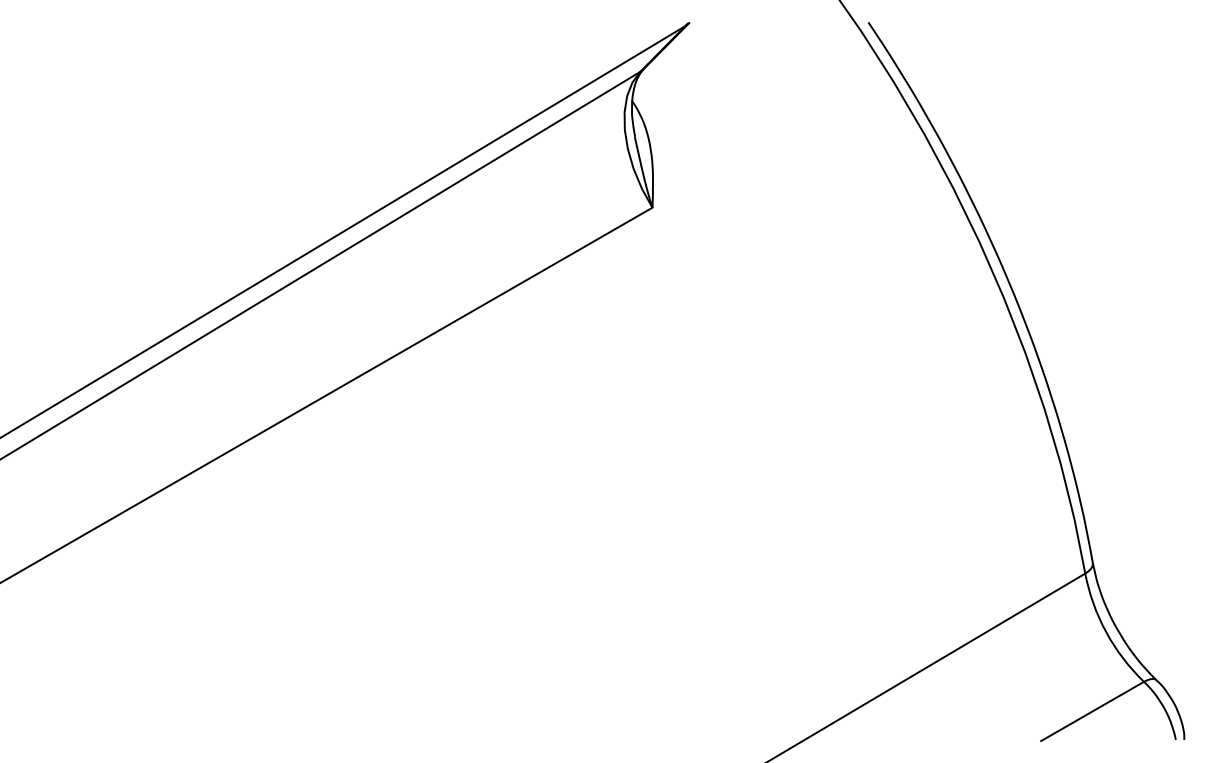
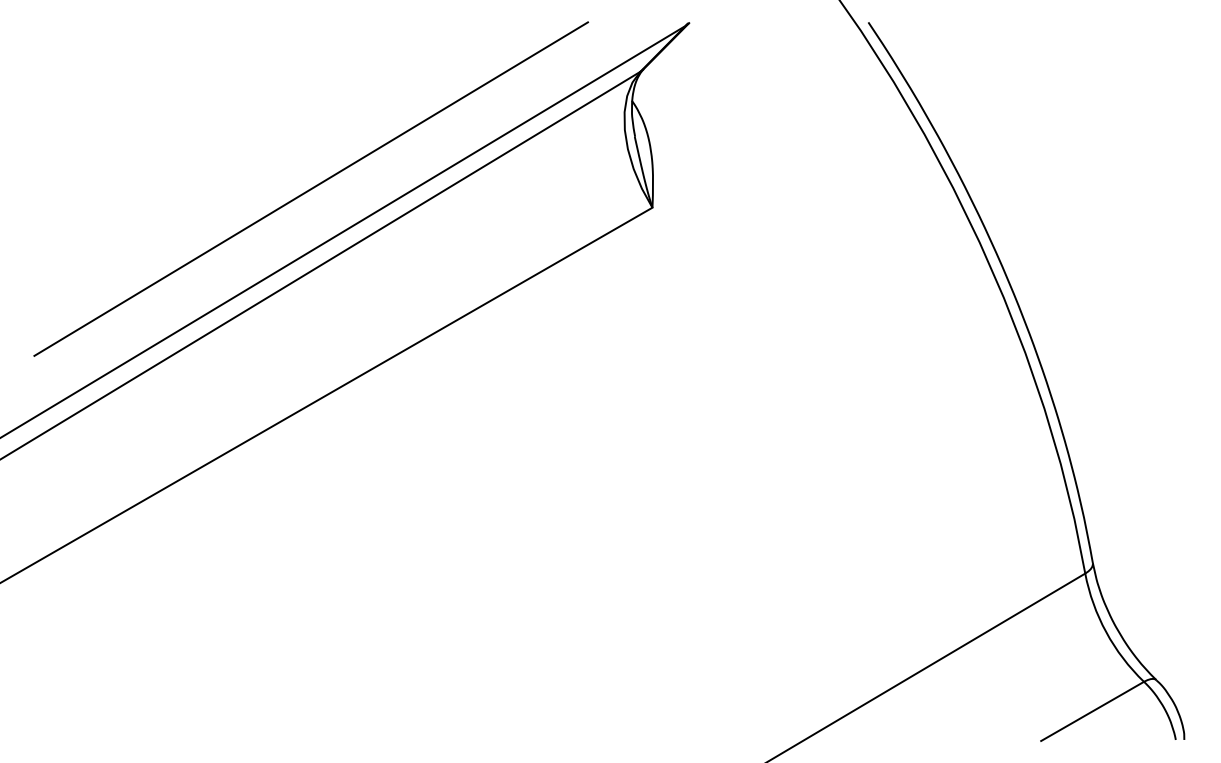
line: none -> present (310, 188)
